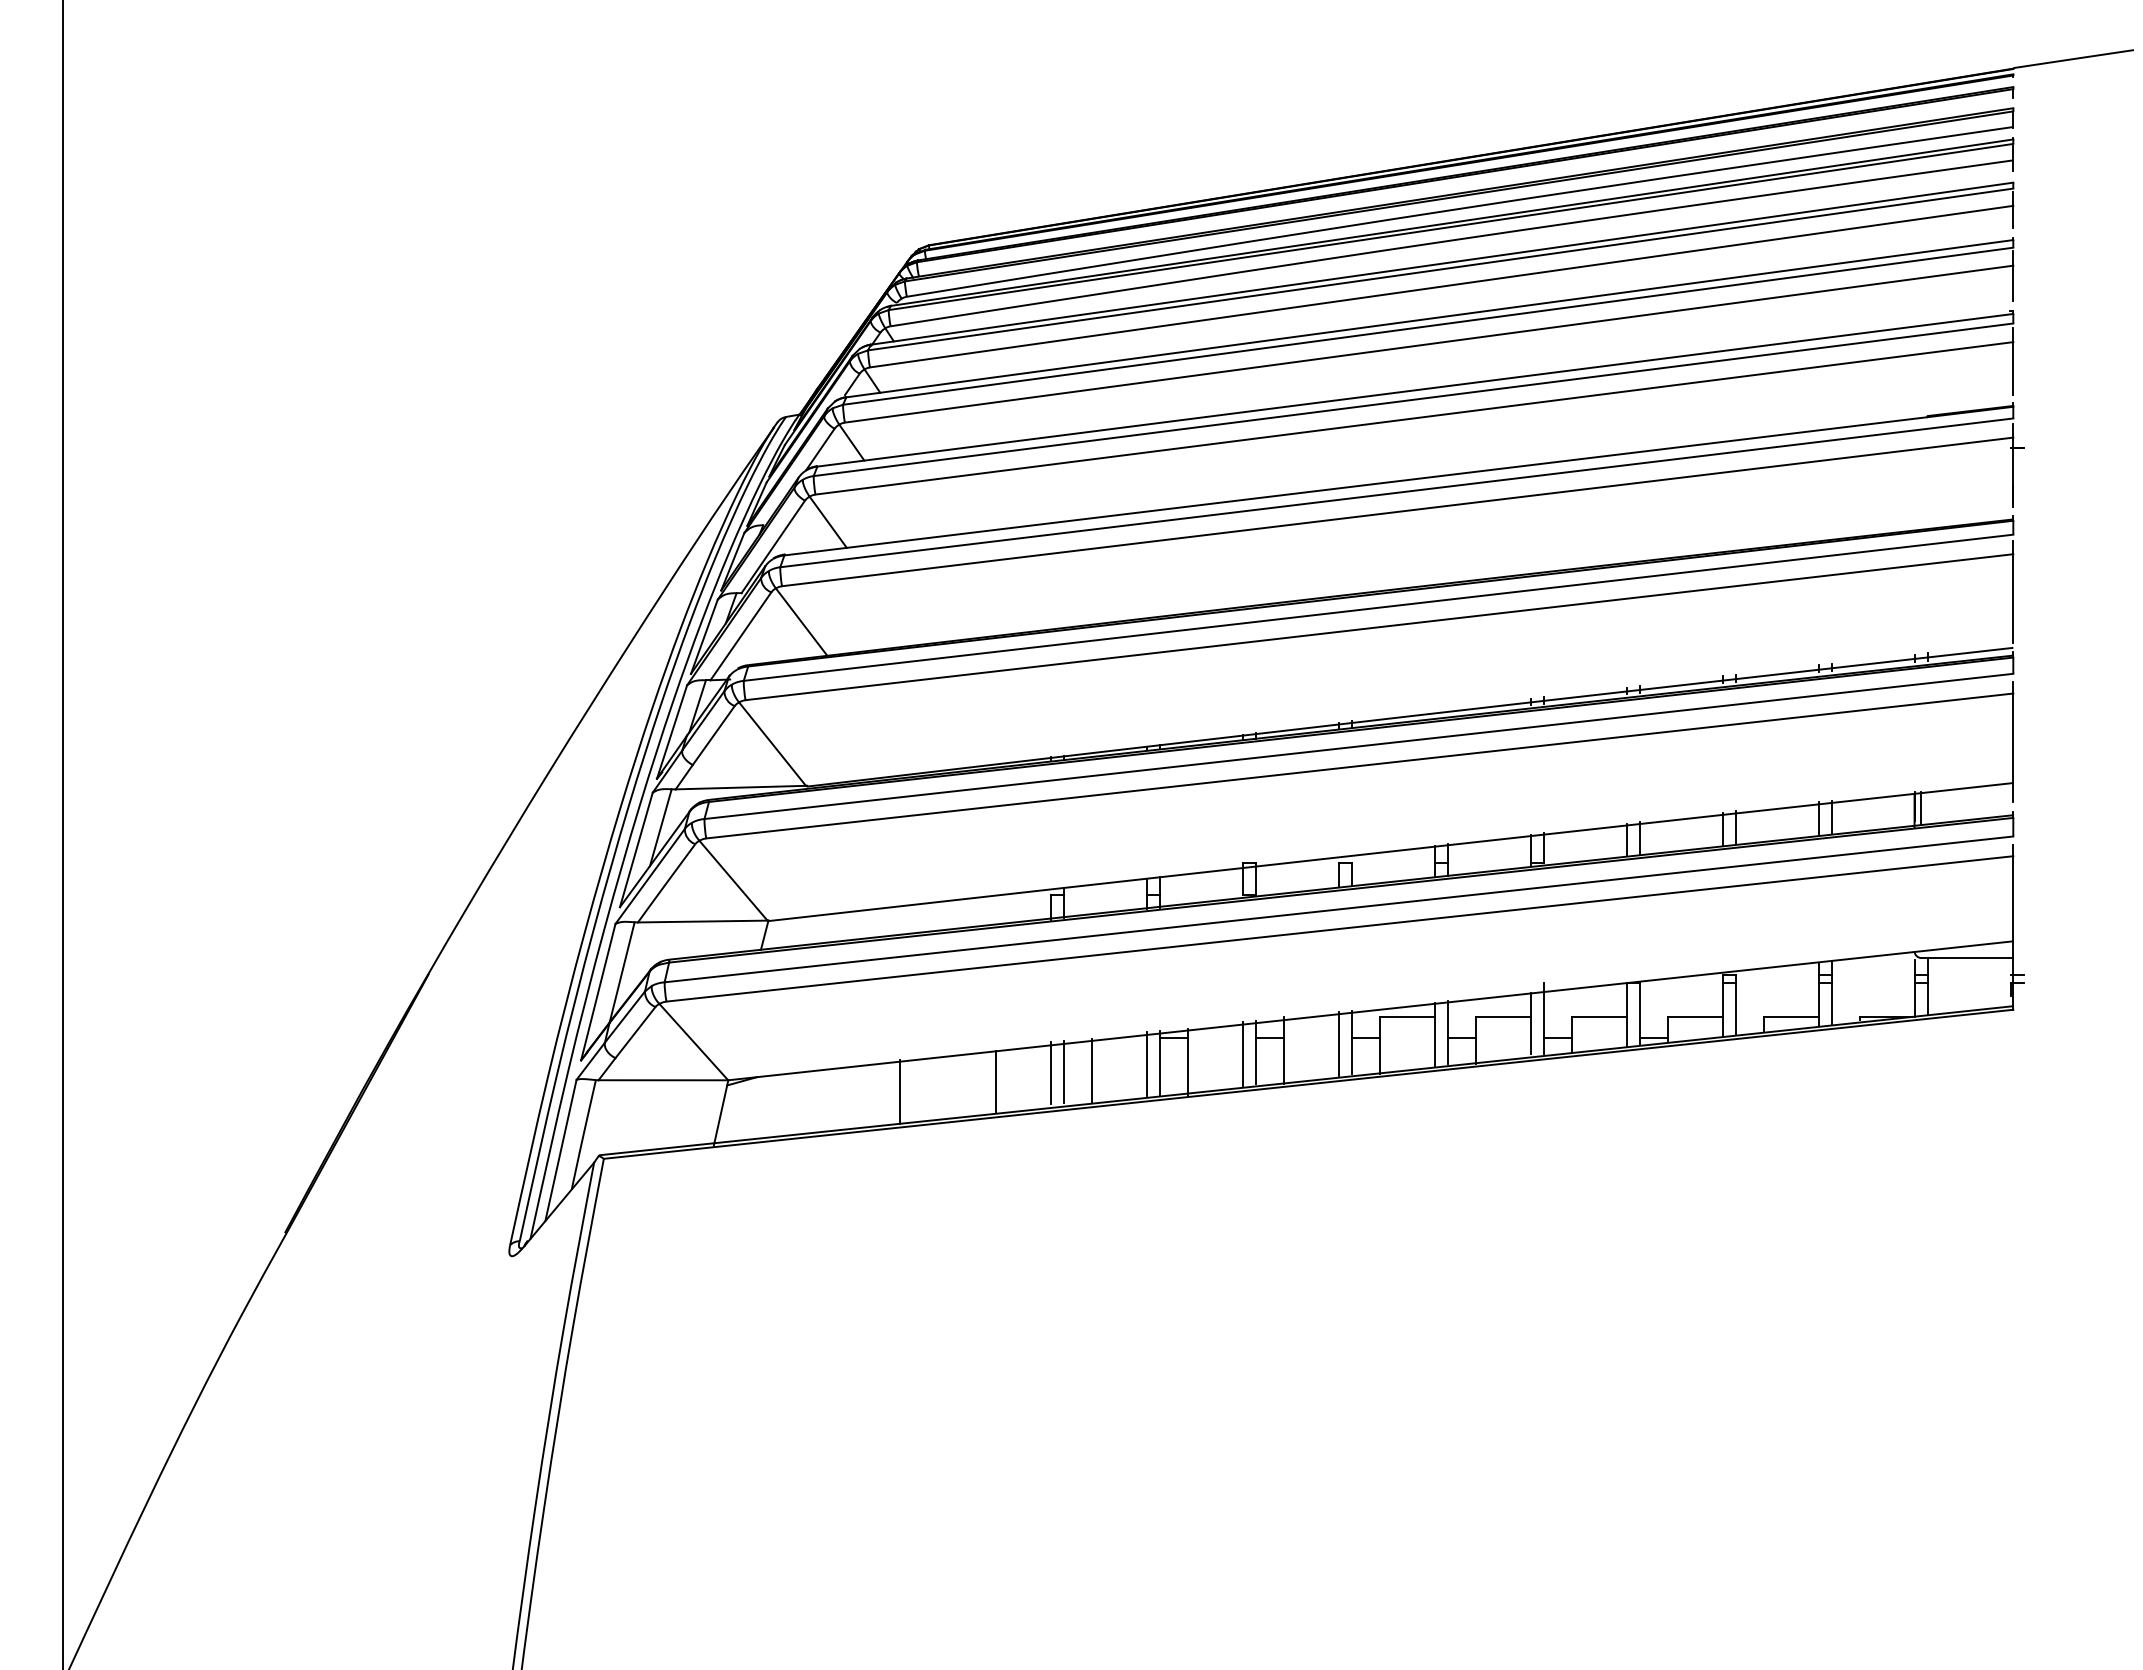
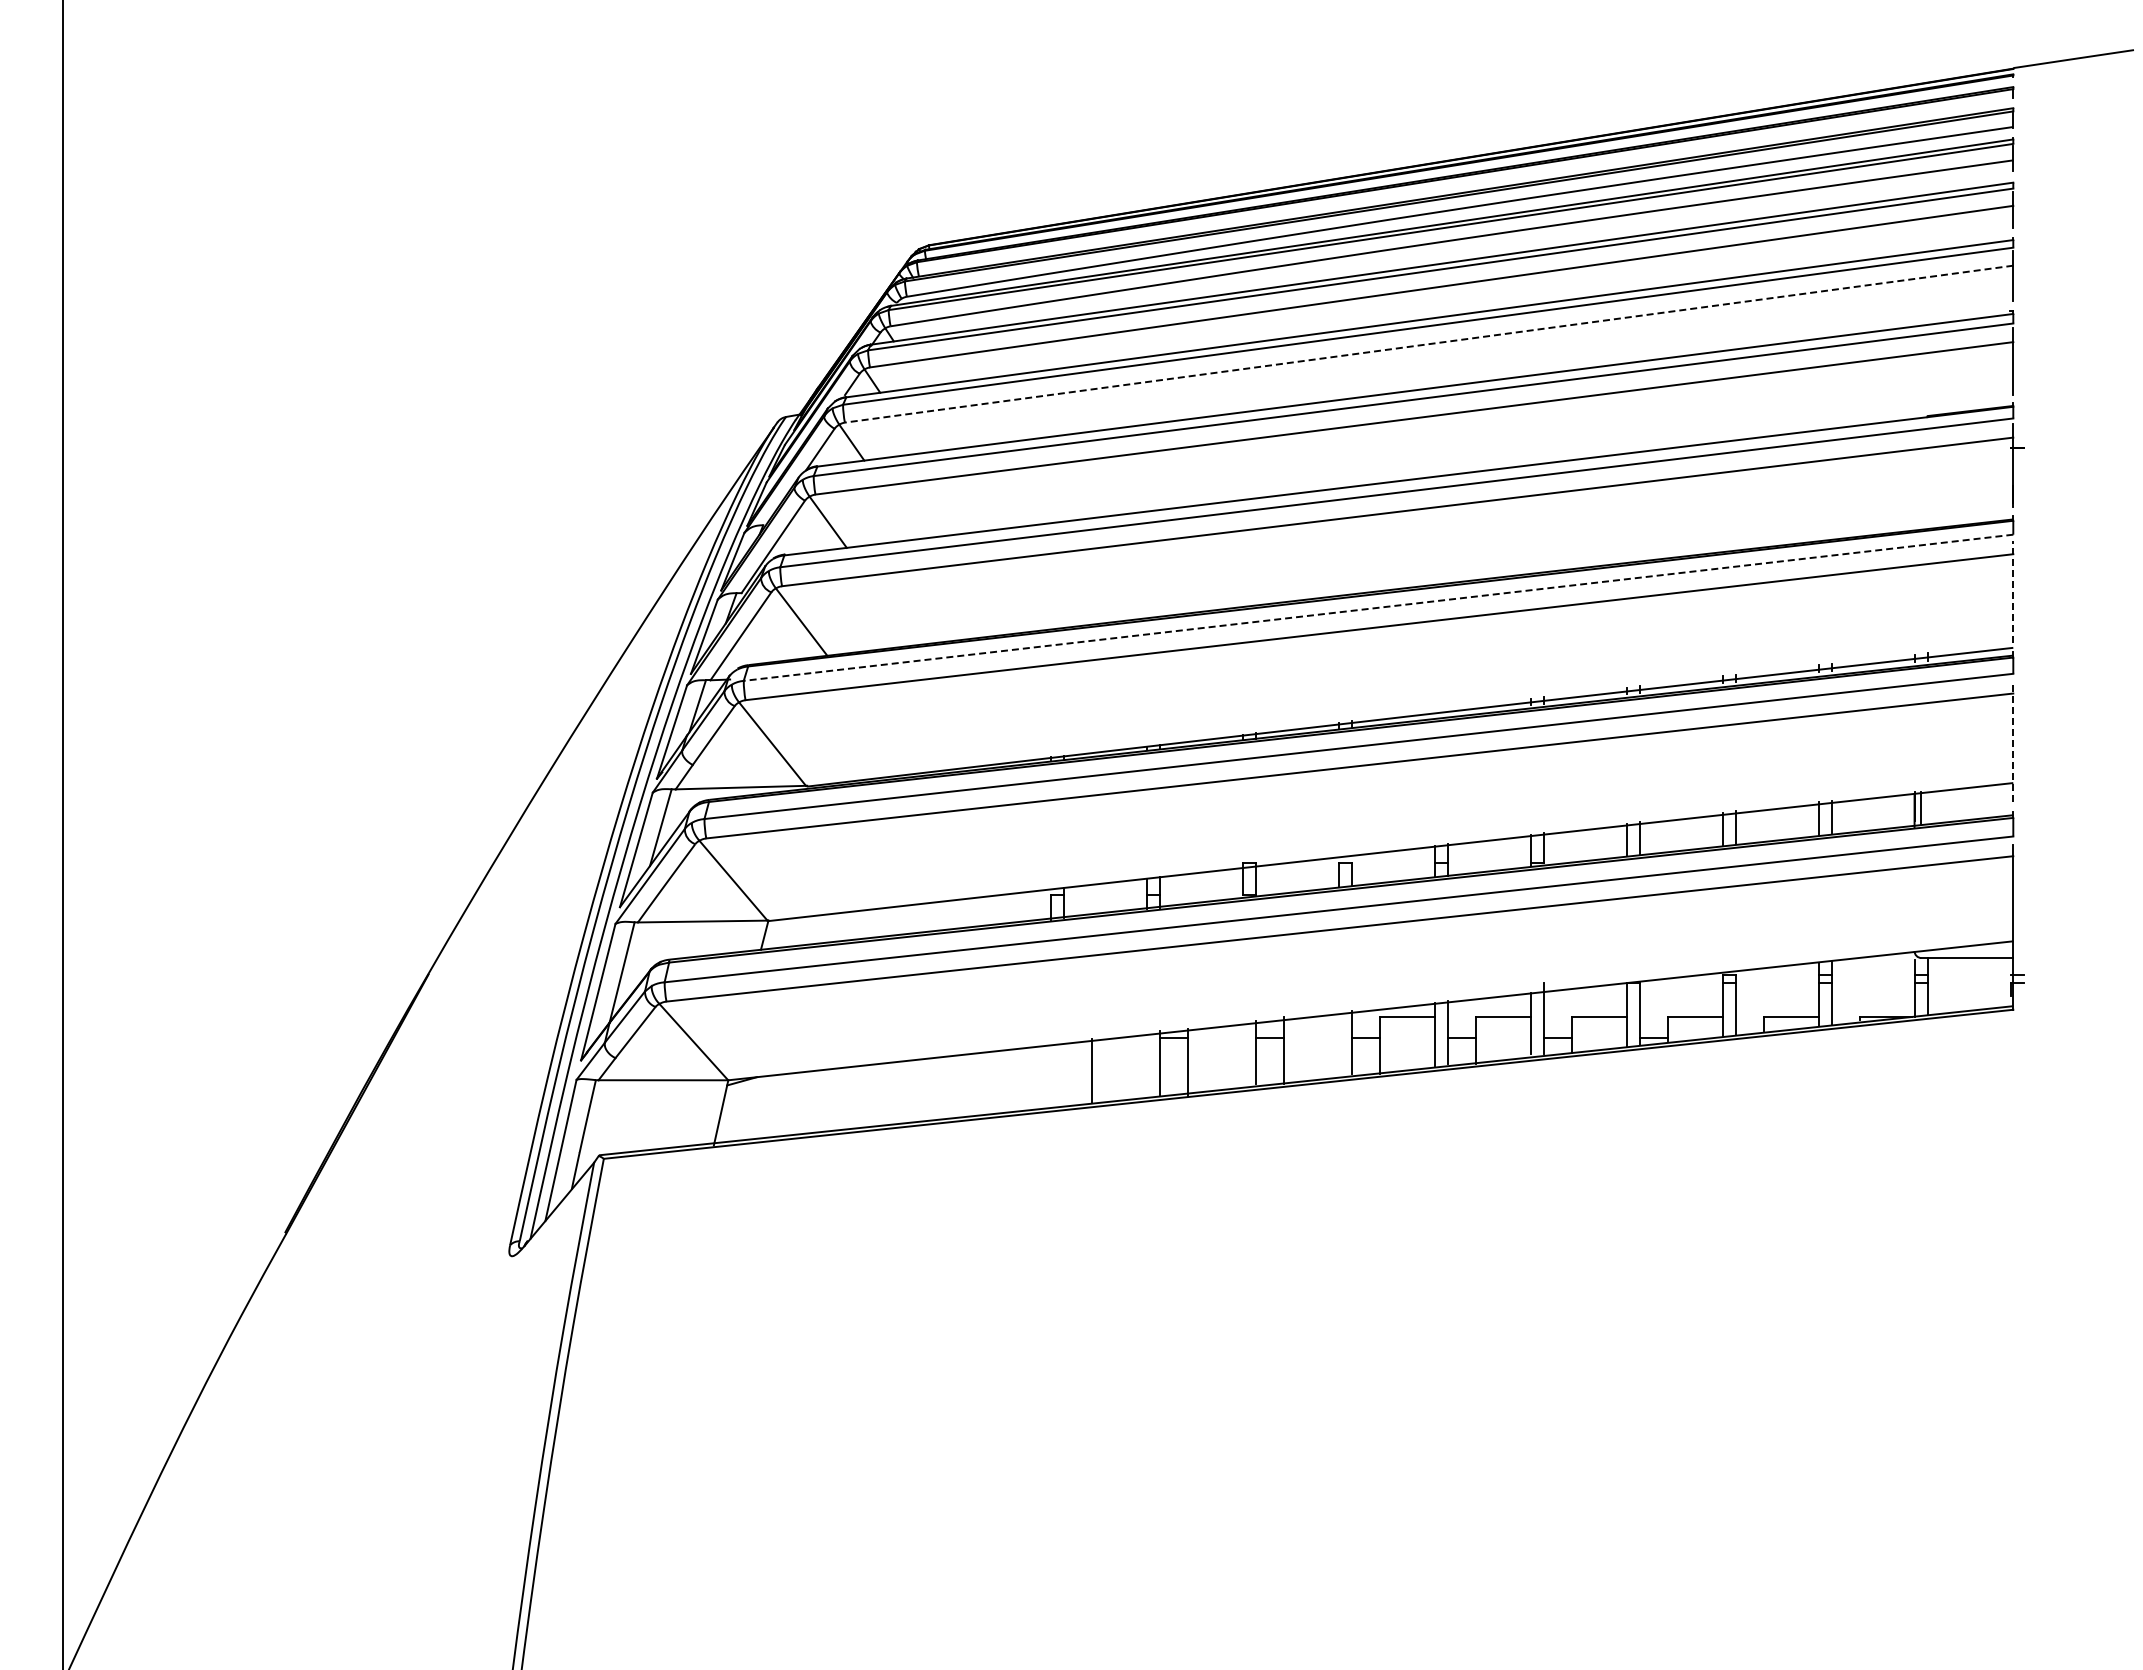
line: solid -> dashed (1428, 344)
line: solid -> dashed (2013, 592)
line: solid -> dashed (1378, 607)
line: solid -> dashed (2013, 741)
line: present -> none (1338, 1043)
line: present -> none (1242, 1053)
line: present -> none (1146, 1064)
line: present -> none (1064, 1071)
line: present -> none (1050, 1073)
line: present -> none (995, 1081)
line: present -> none (899, 1091)
